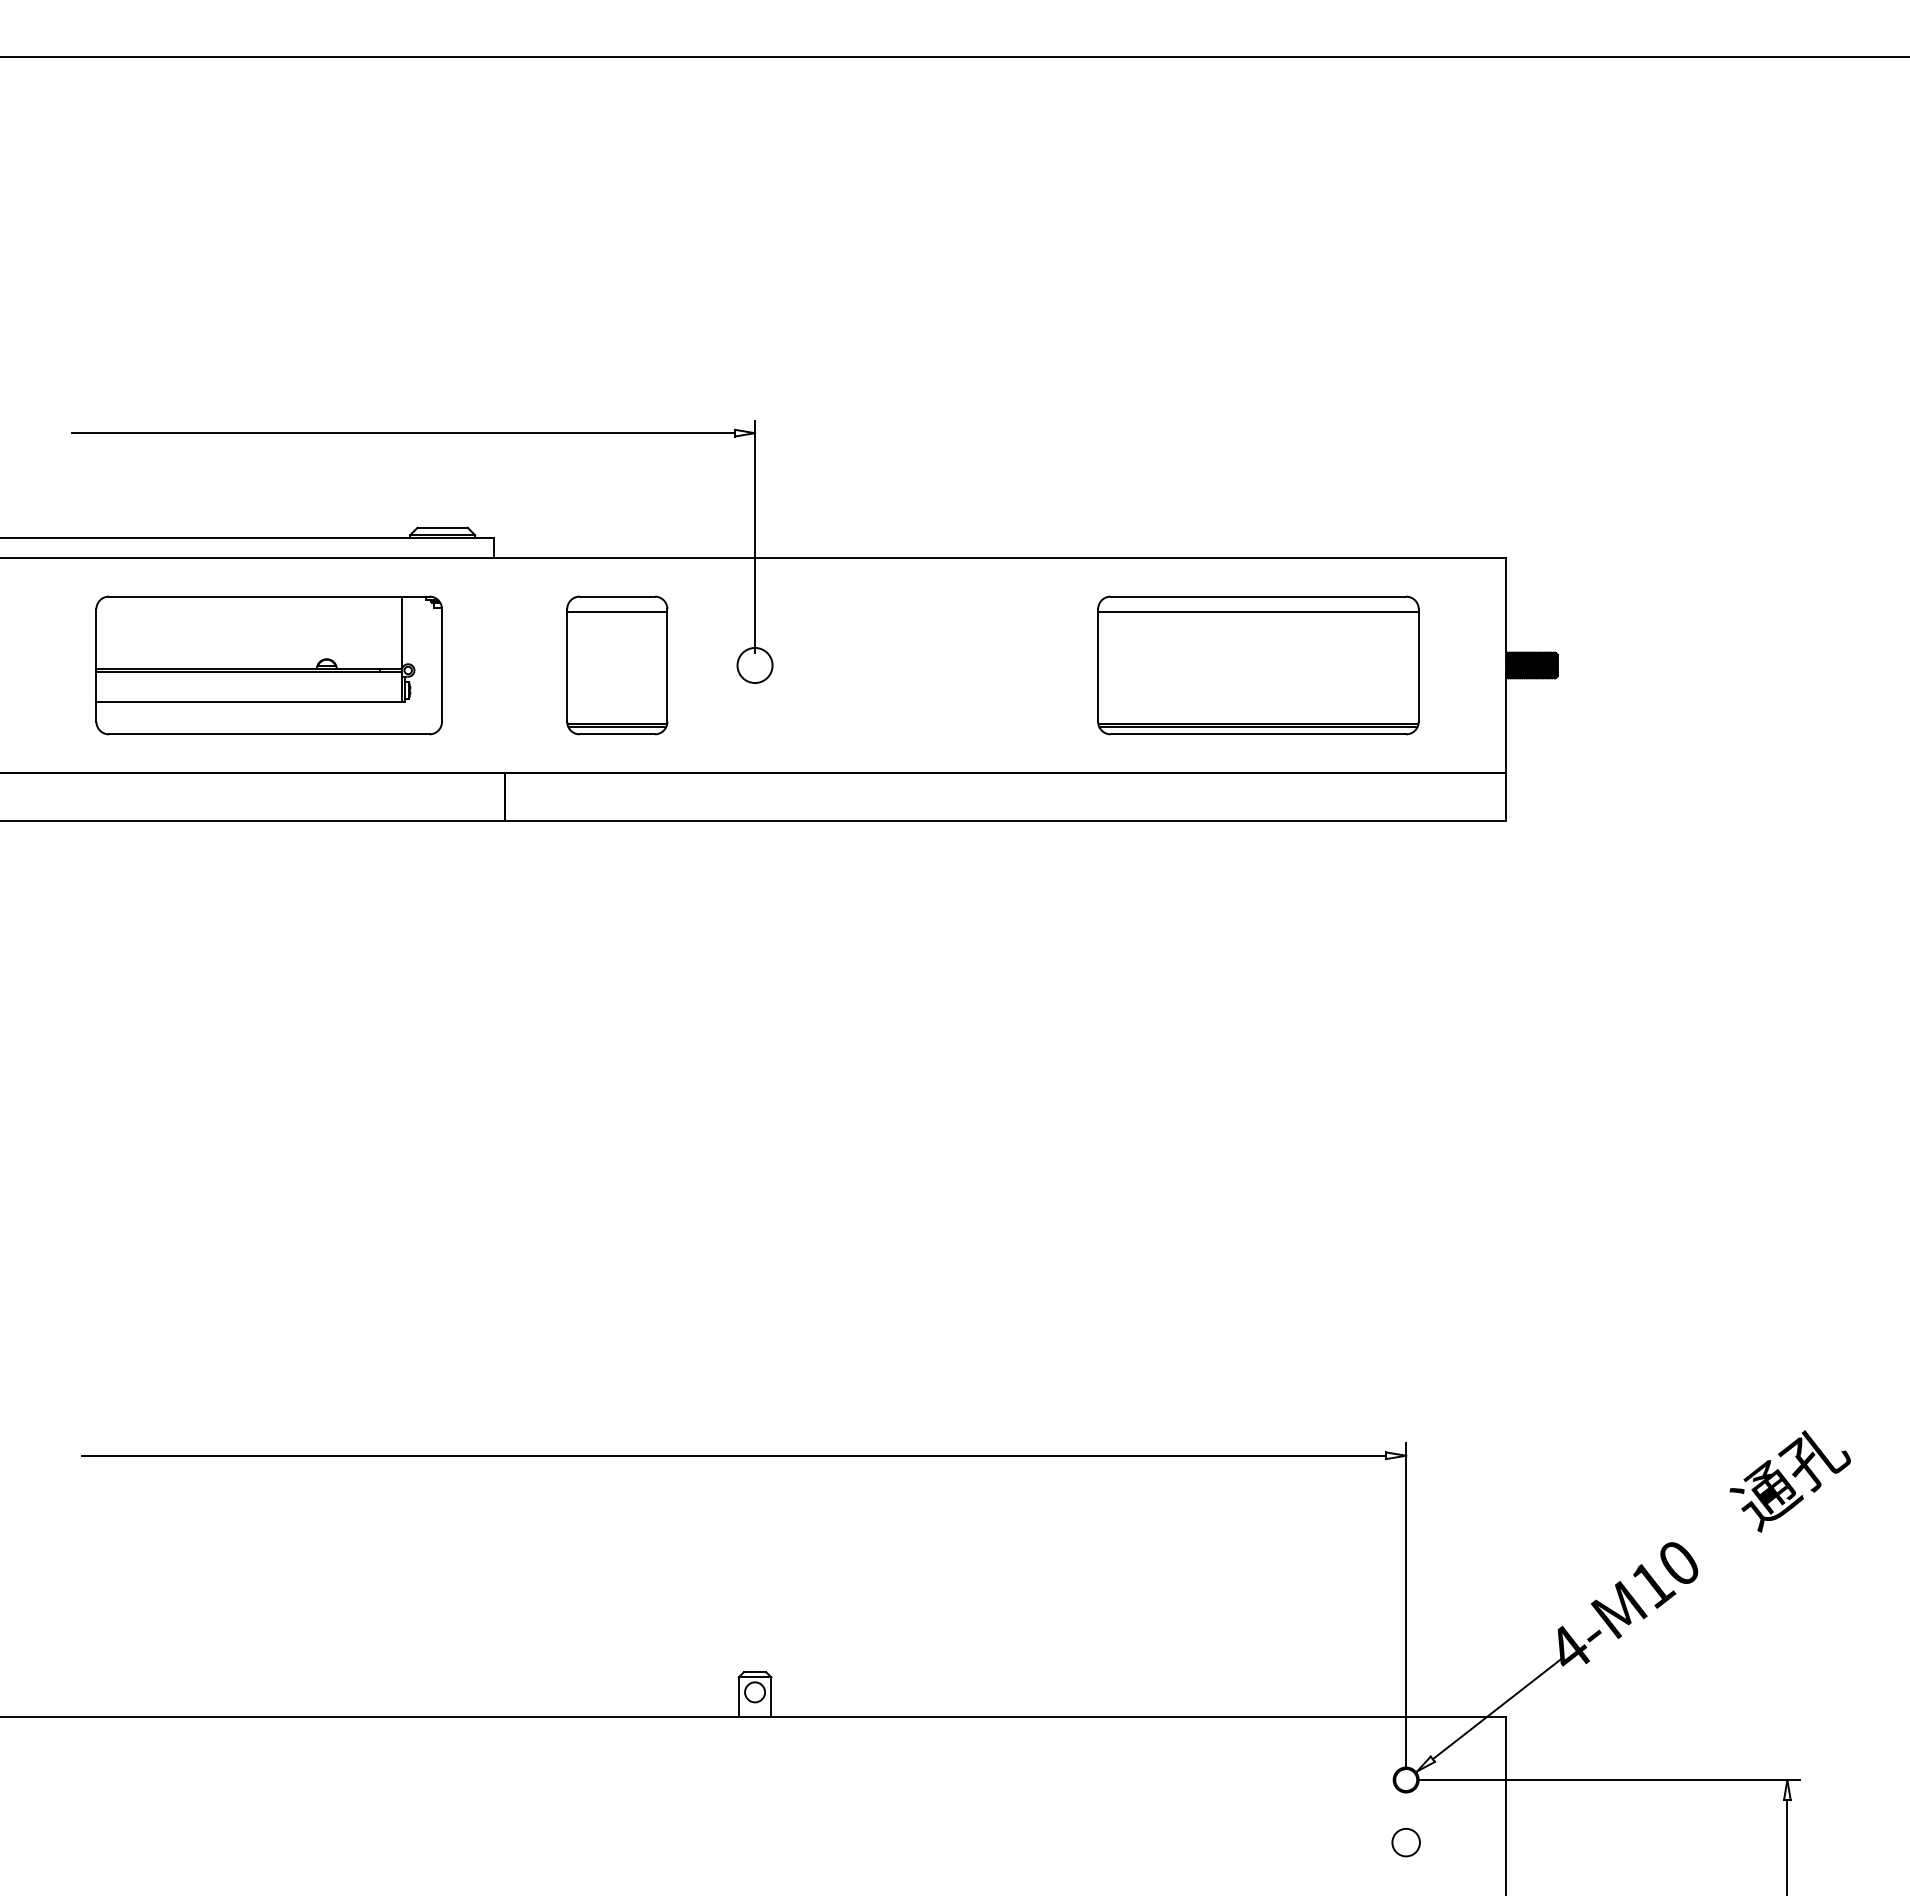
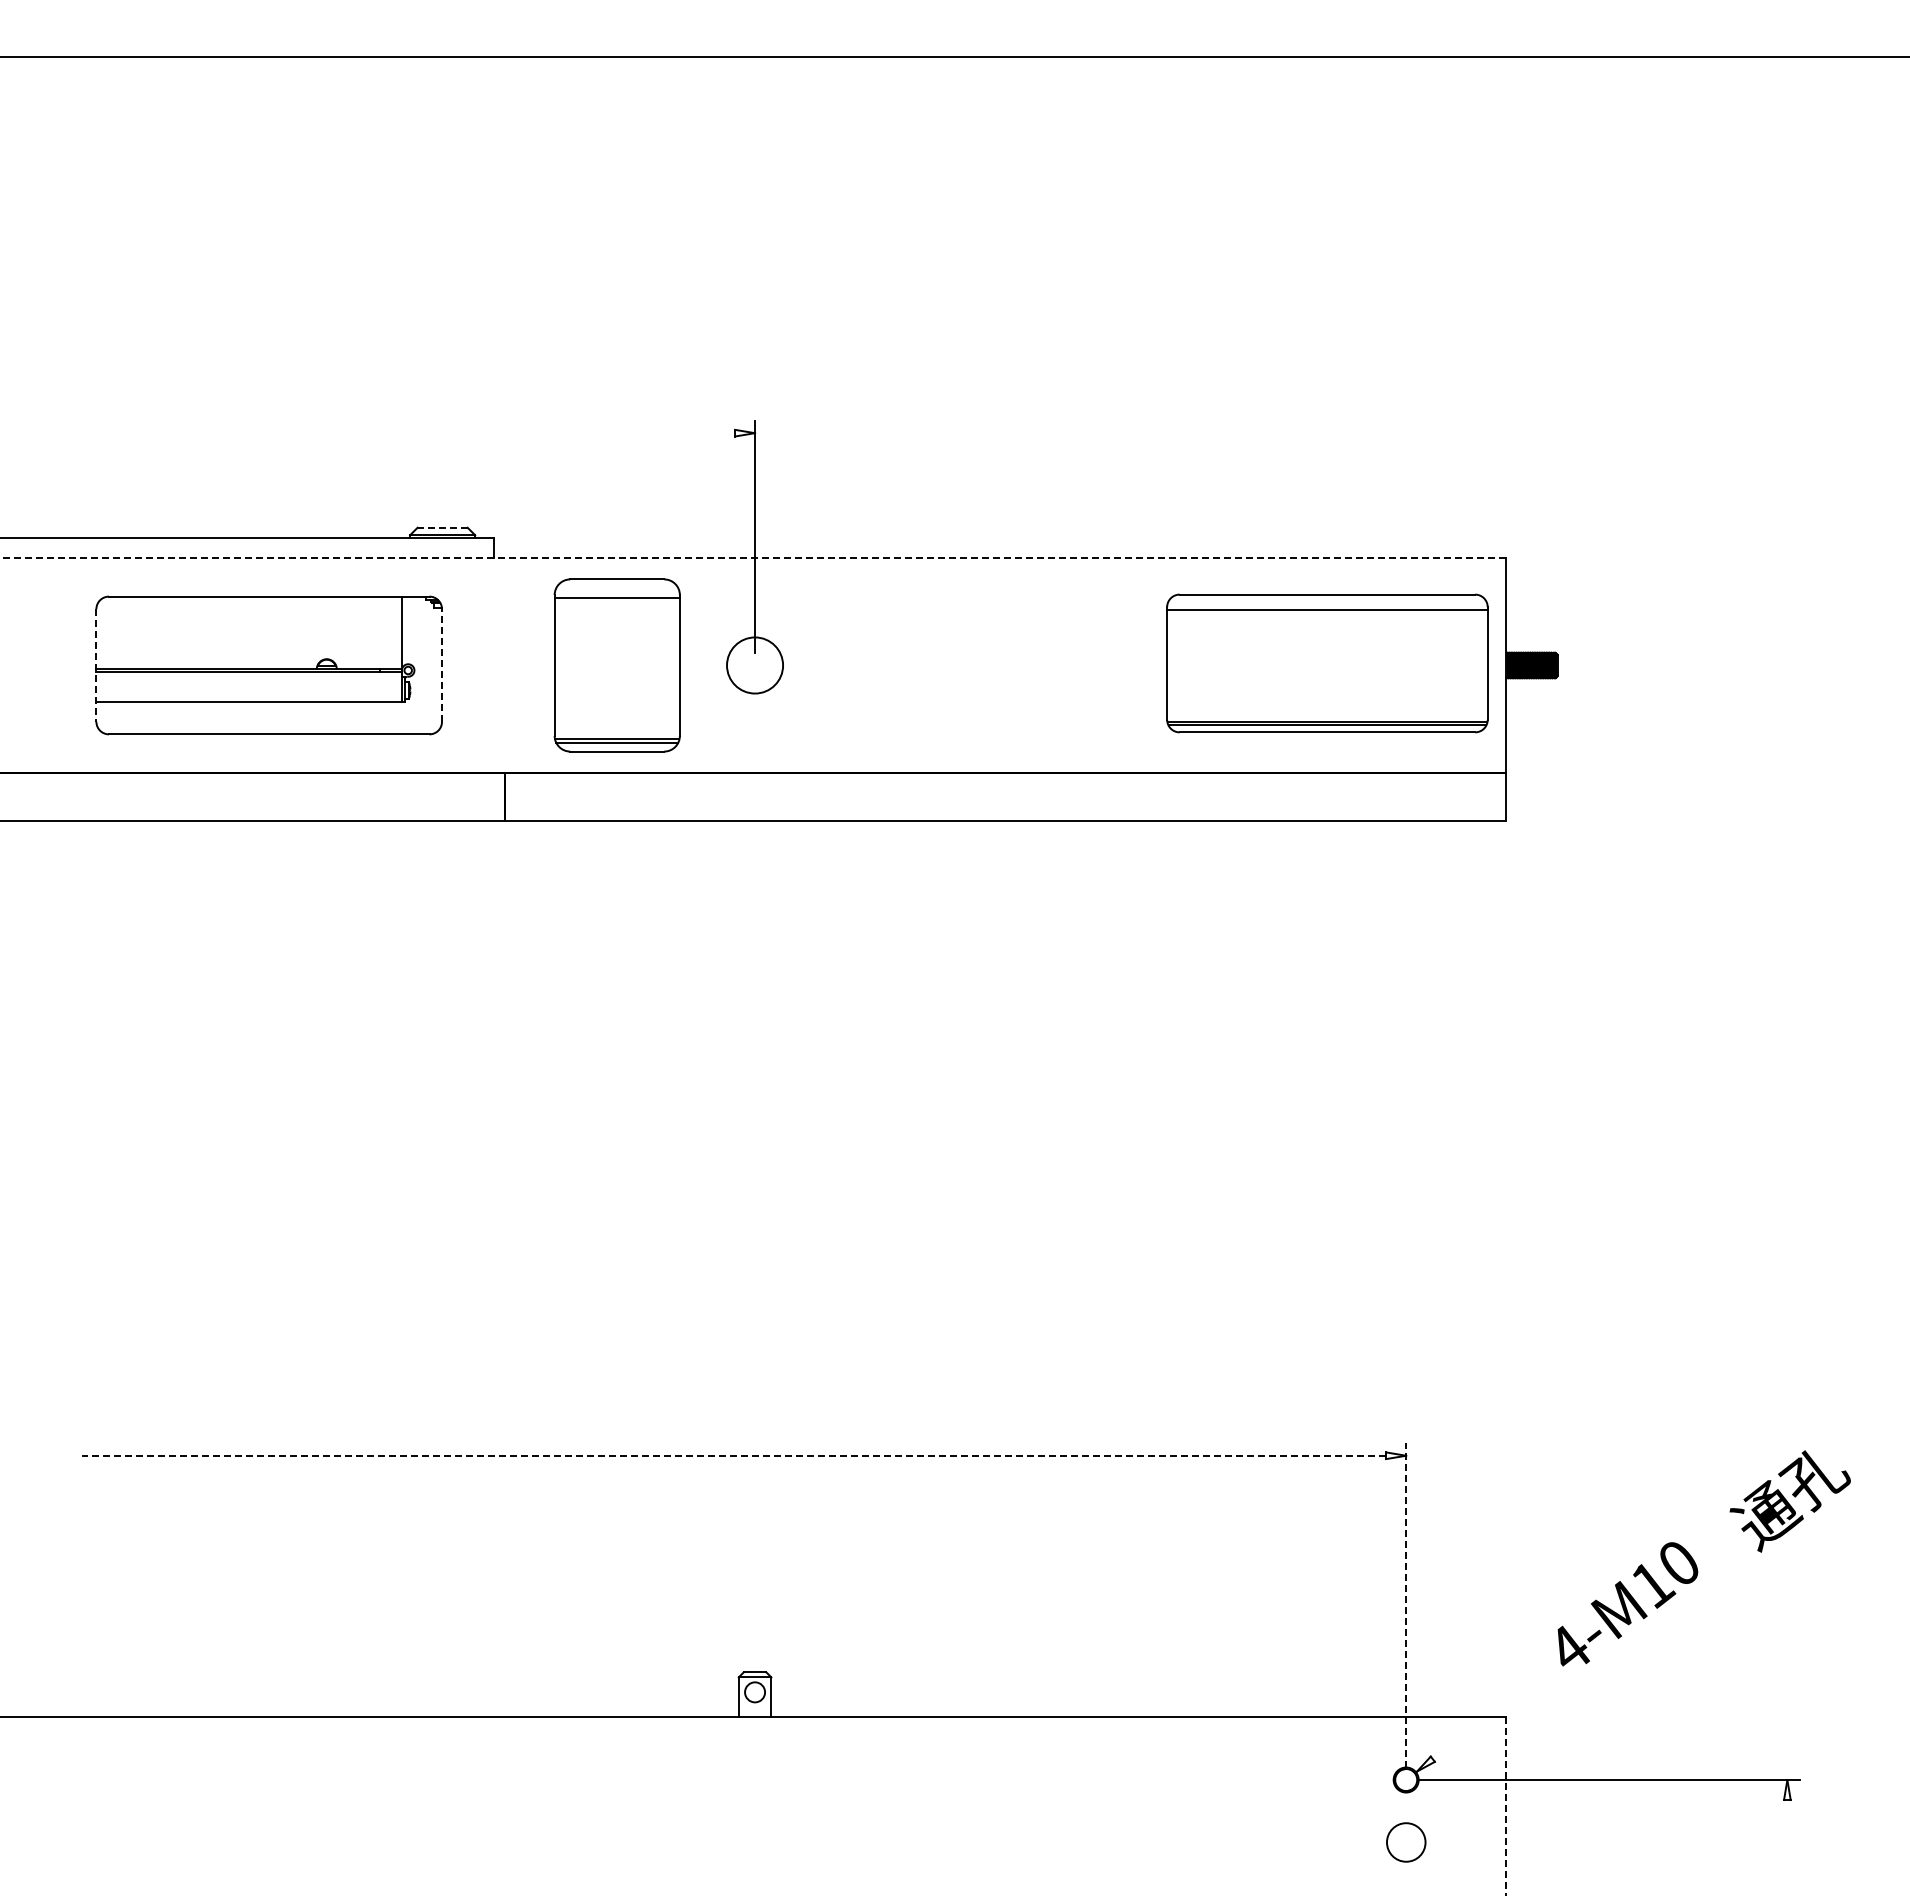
line: present -> none (403, 433)
line: solid -> dashed (442, 527)
line: solid -> dashed (753, 557)
line: solid -> dashed (442, 665)
part size: 103x141 px -> 128x175 px (616, 665)
circle diameter: 35 px -> 56 px (755, 665)
part position: (1258, 665) -> (1327, 663) (1327, 663)
line: solid -> dashed (96, 666)
line: solid -> dashed (733, 1455)
text position: (1789, 1481) -> (1789, 1501) (1789, 1501)
line: solid -> dashed (1406, 1604)
line: present -> none (1497, 1708)
line: solid -> dashed (1506, 1806)
circle size: 30x30 px -> 41x41 px (1406, 1842)
line: present -> none (1787, 1846)
